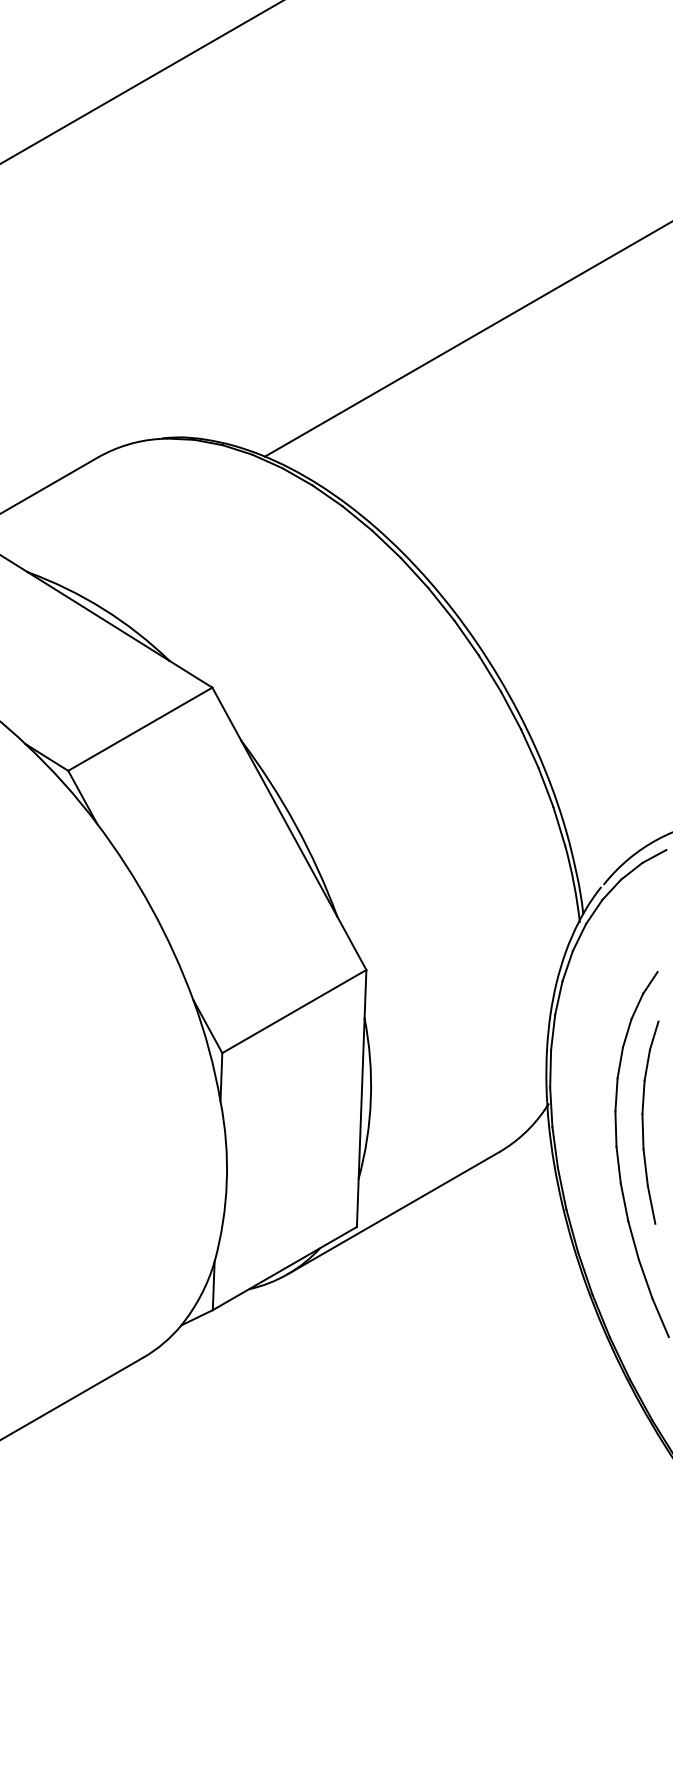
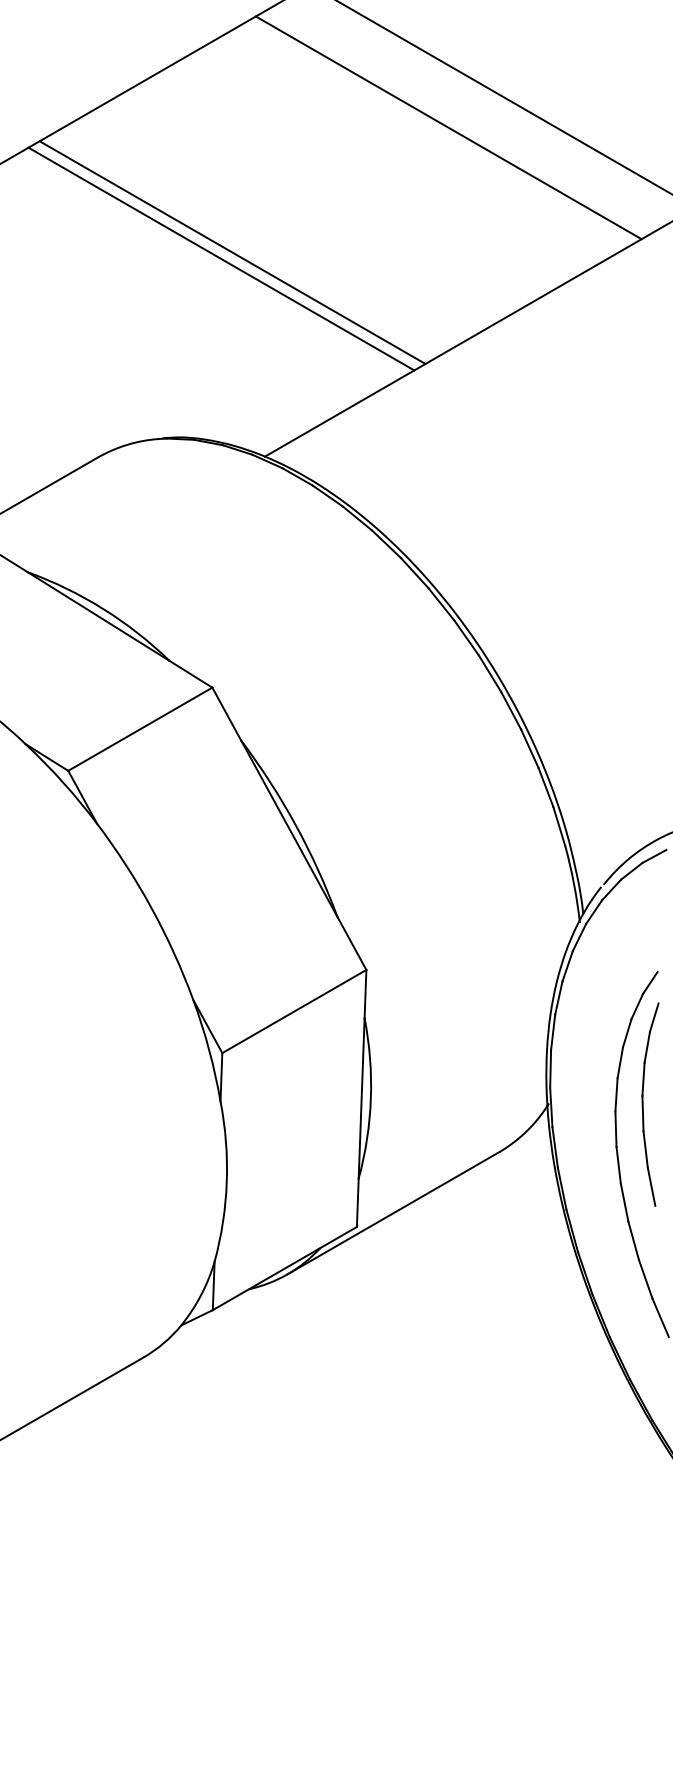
line: none -> present (504, 97)
line: none -> present (448, 127)
line: none -> present (232, 252)
line: none -> present (221, 258)
part position: (643, 1122) -> (643, 1104) (643, 1104)
